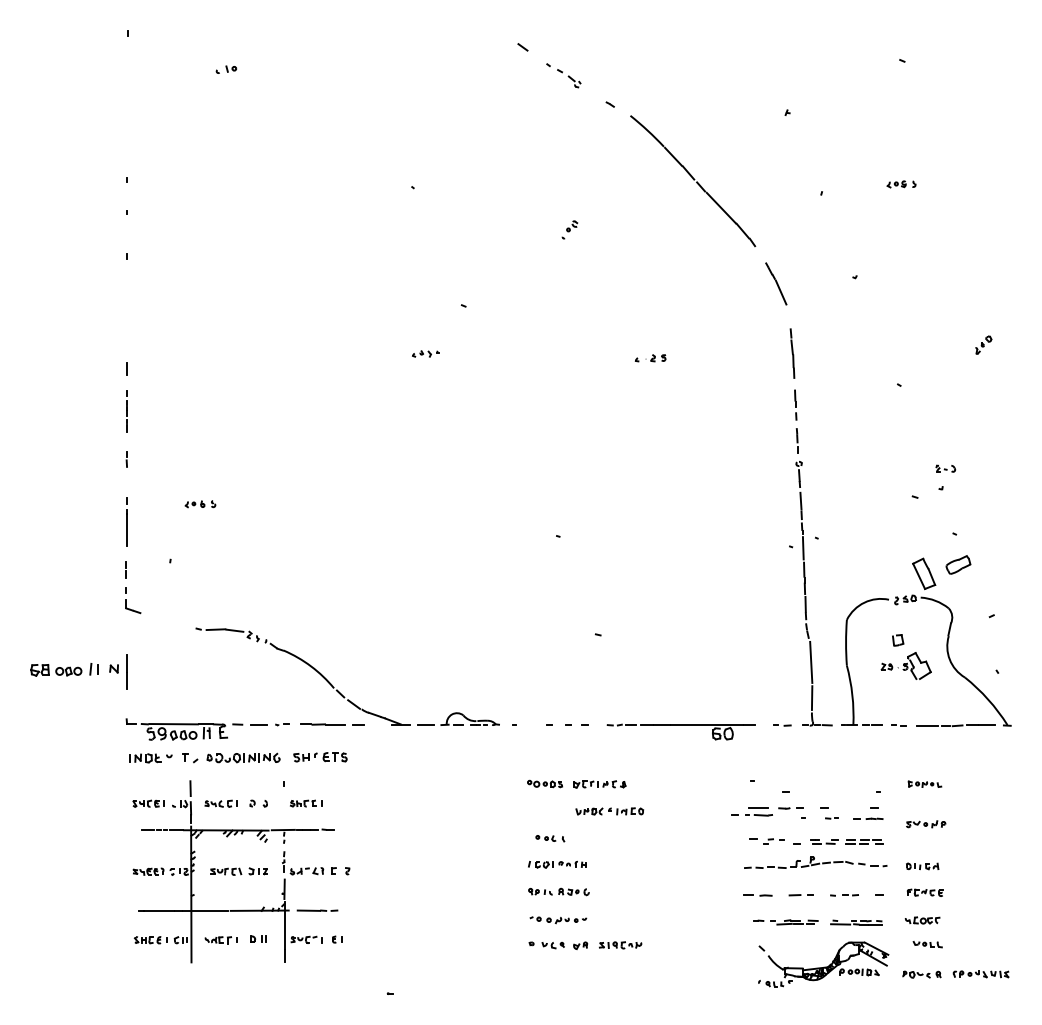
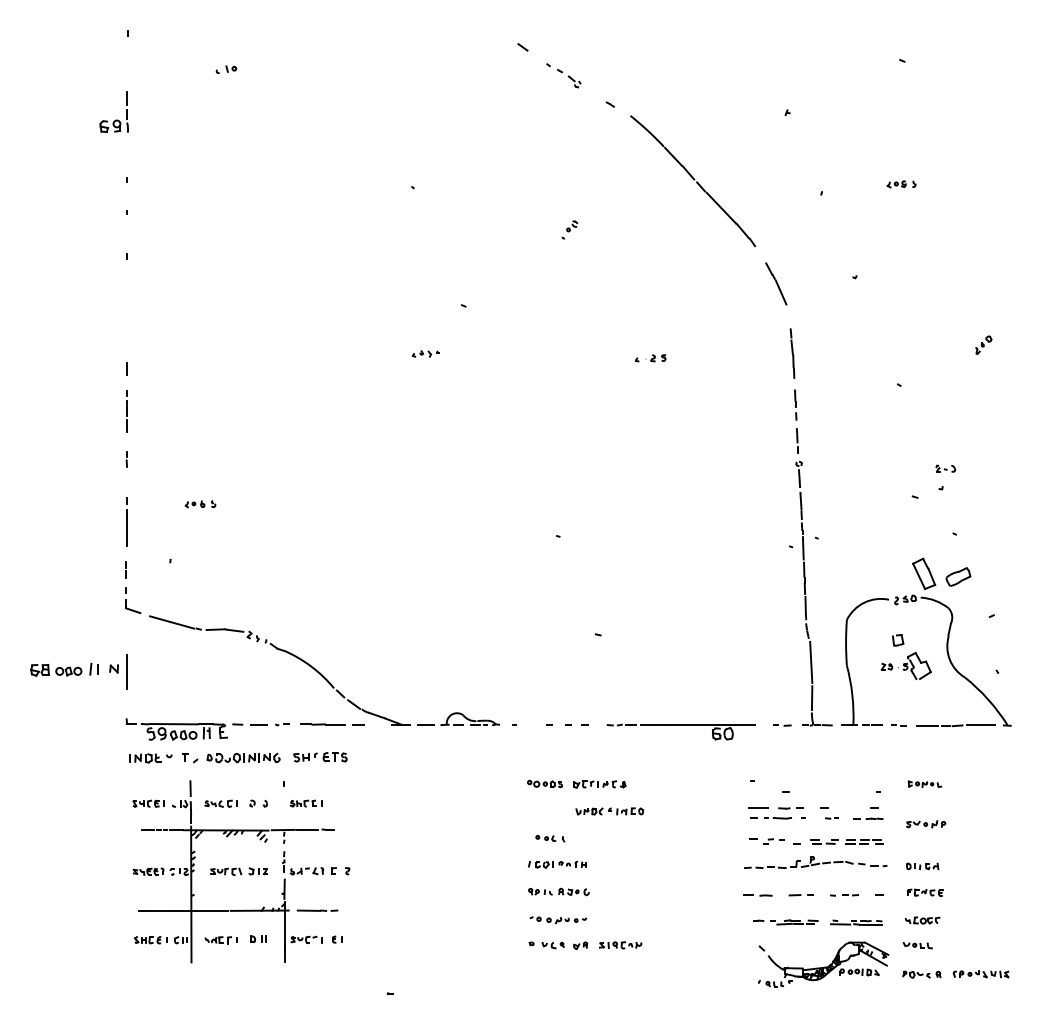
part: none -> present (115, 119)
part position: (958, 564) -> (958, 576) (958, 576)
line: none -> present (172, 622)
part position: (751, 815) -> (770, 818) (770, 818)
part position: (927, 944) -> (917, 945) (917, 945)
